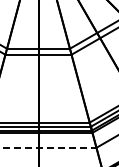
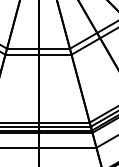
line: dashed -> solid (48, 147)
